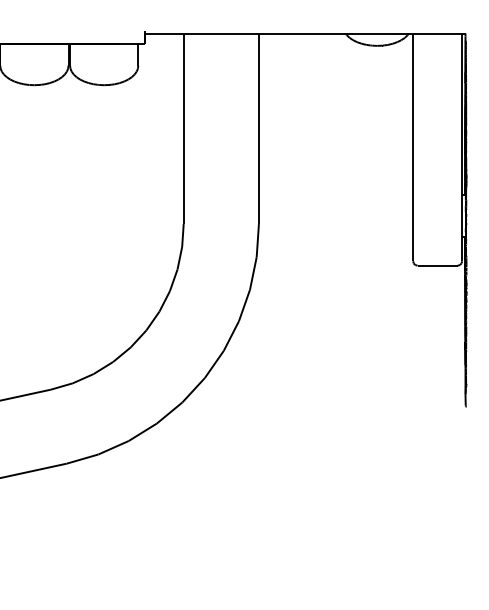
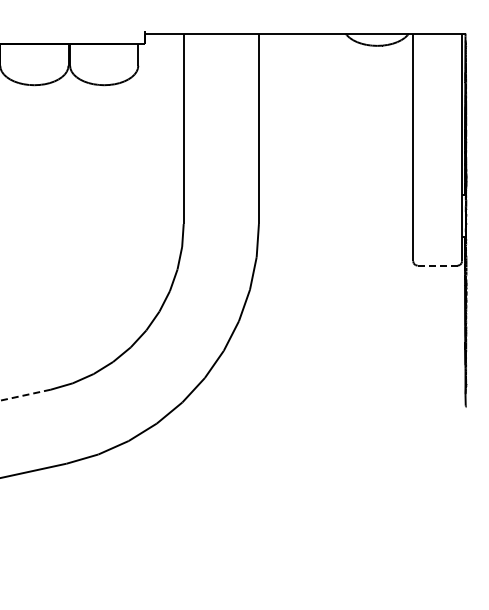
line: solid -> dashed (437, 265)
line: solid -> dashed (25, 395)
